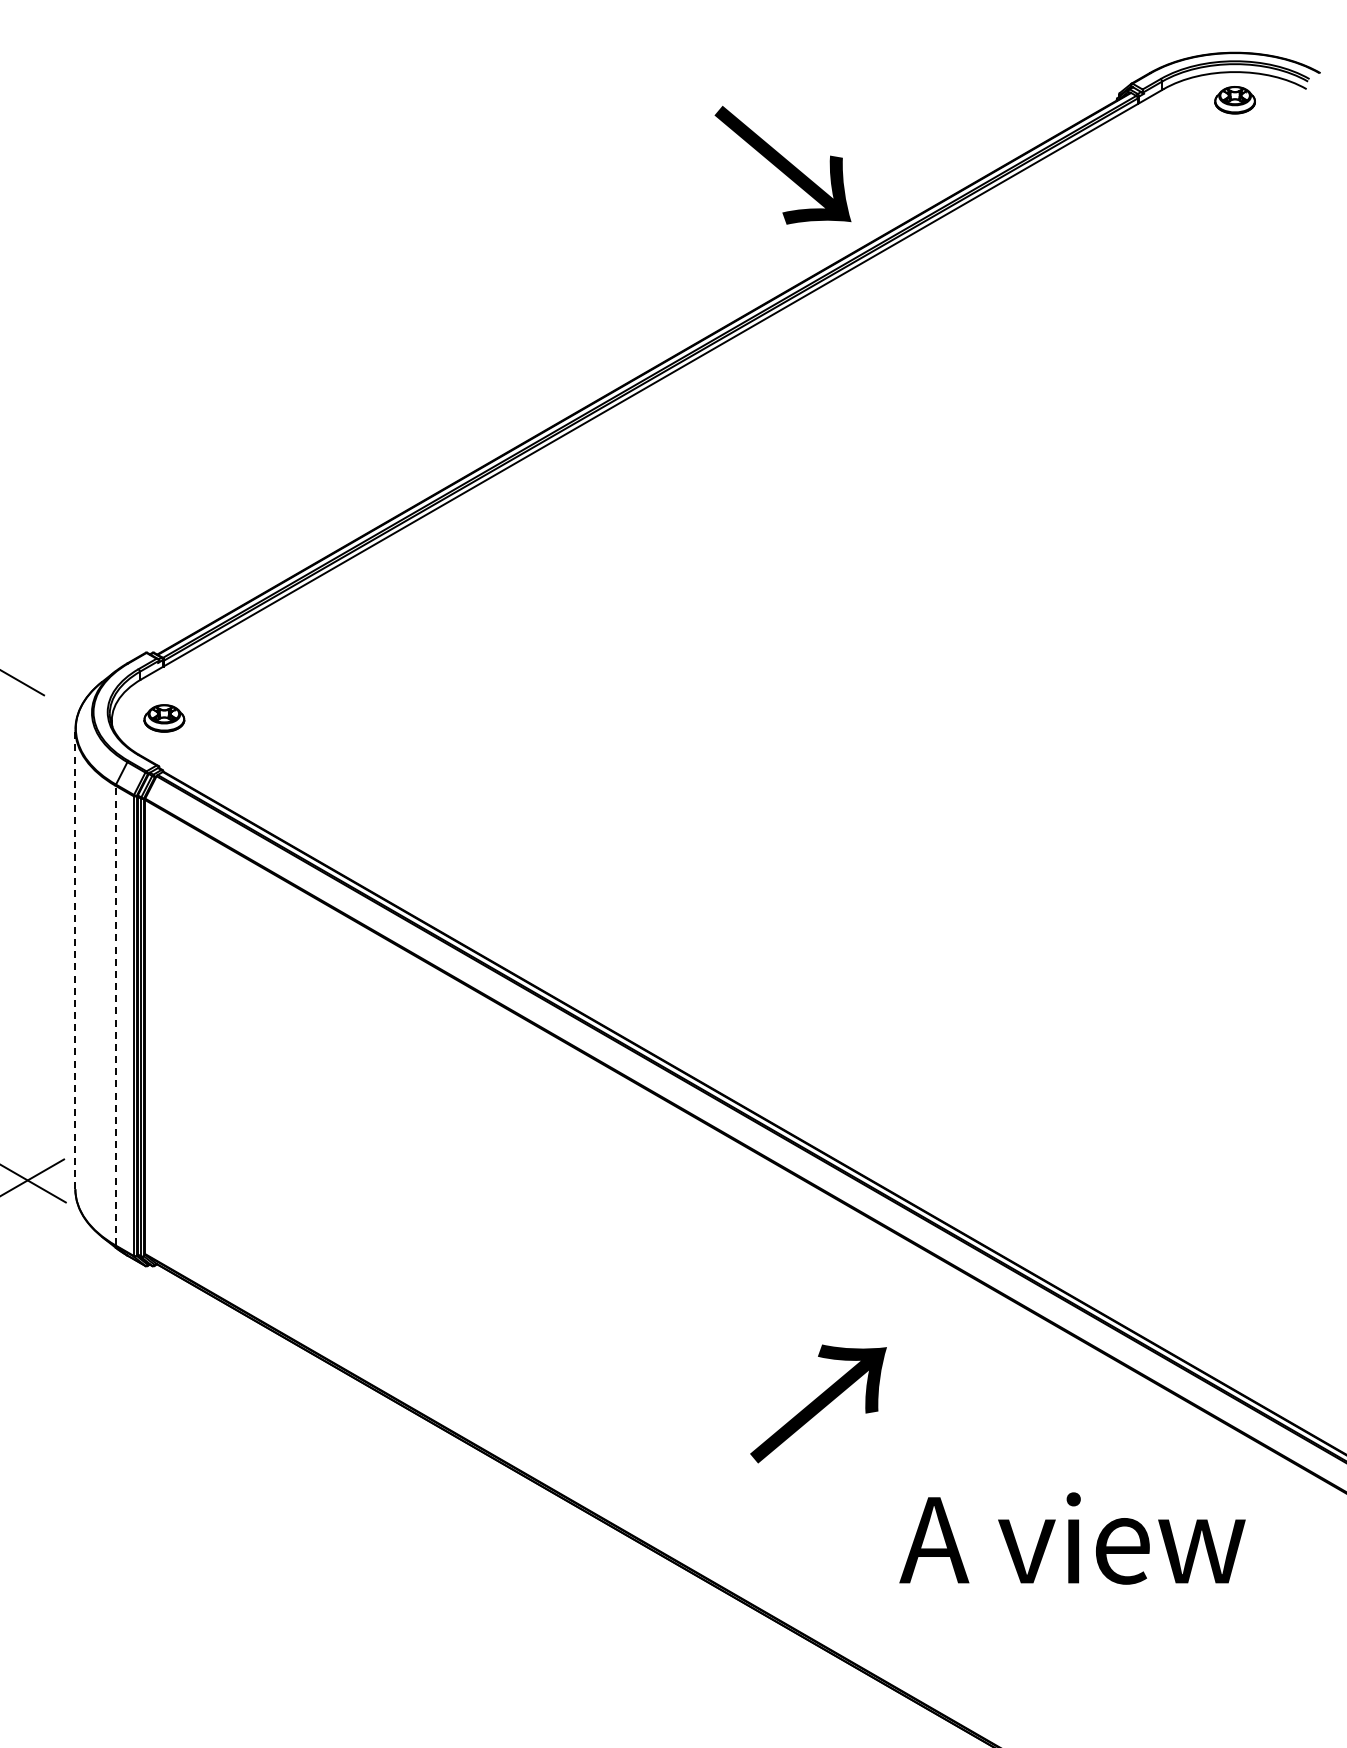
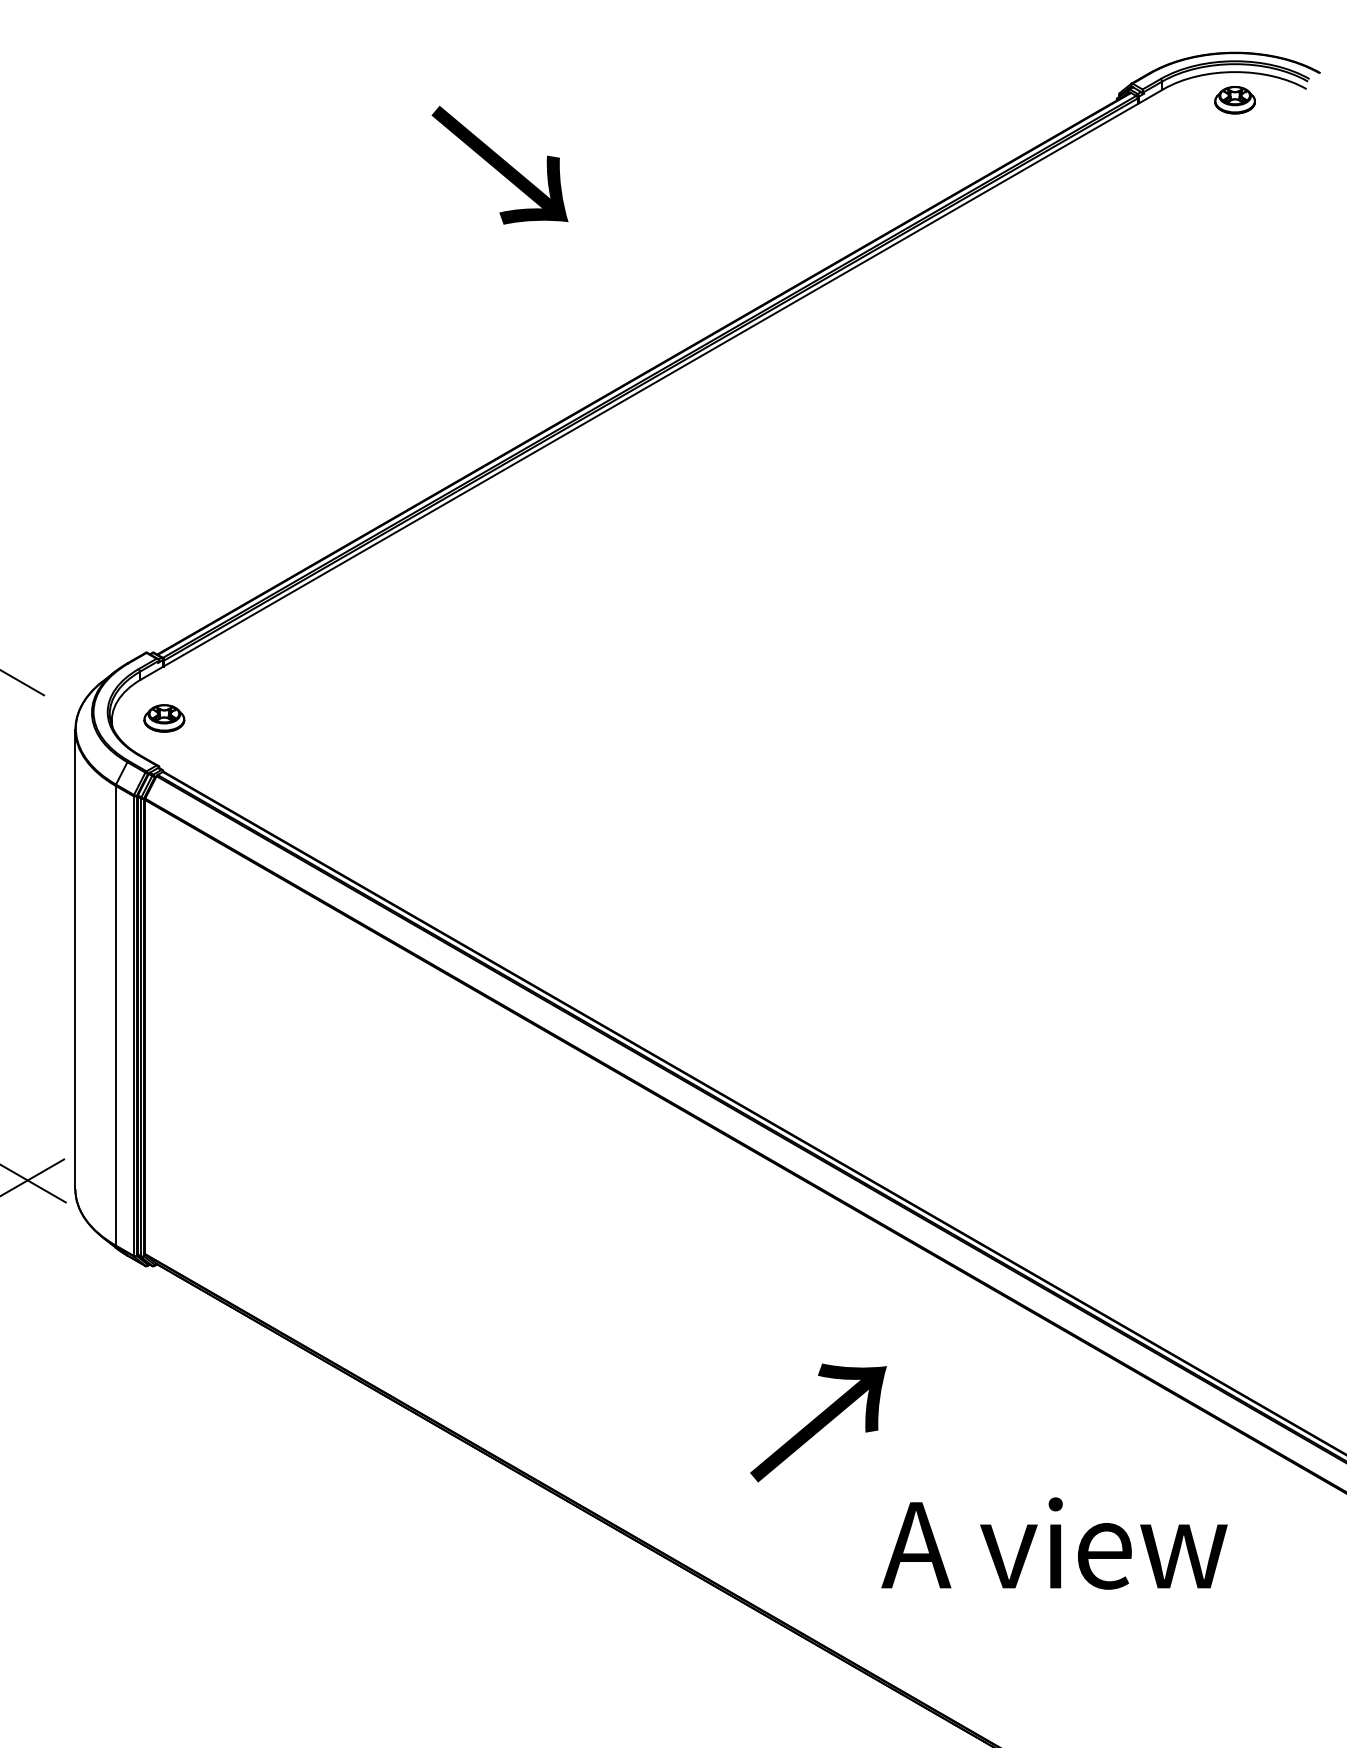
text position: (782, 165) -> (499, 165) (499, 165)
line: dashed -> solid (75, 959)
line: dashed -> solid (115, 1015)
text position: (818, 1403) -> (818, 1422) (818, 1422)
text position: (1072, 1538) -> (1054, 1543) (1054, 1543)
